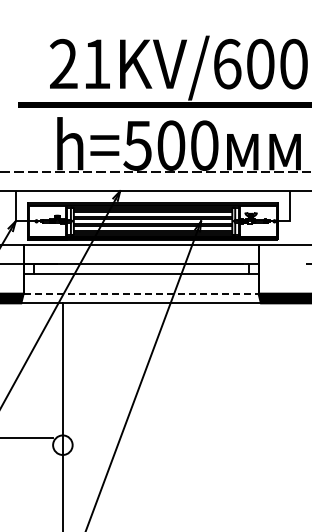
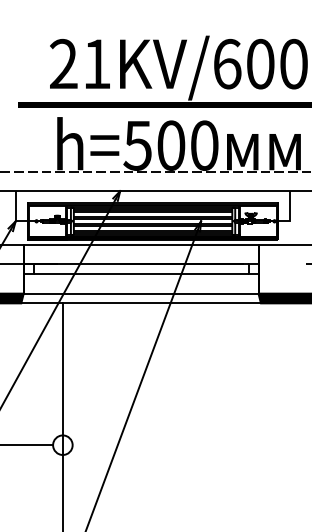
line: dashed -> solid (141, 293)
line position: (27, 438) -> (27, 445) (27, 445)
